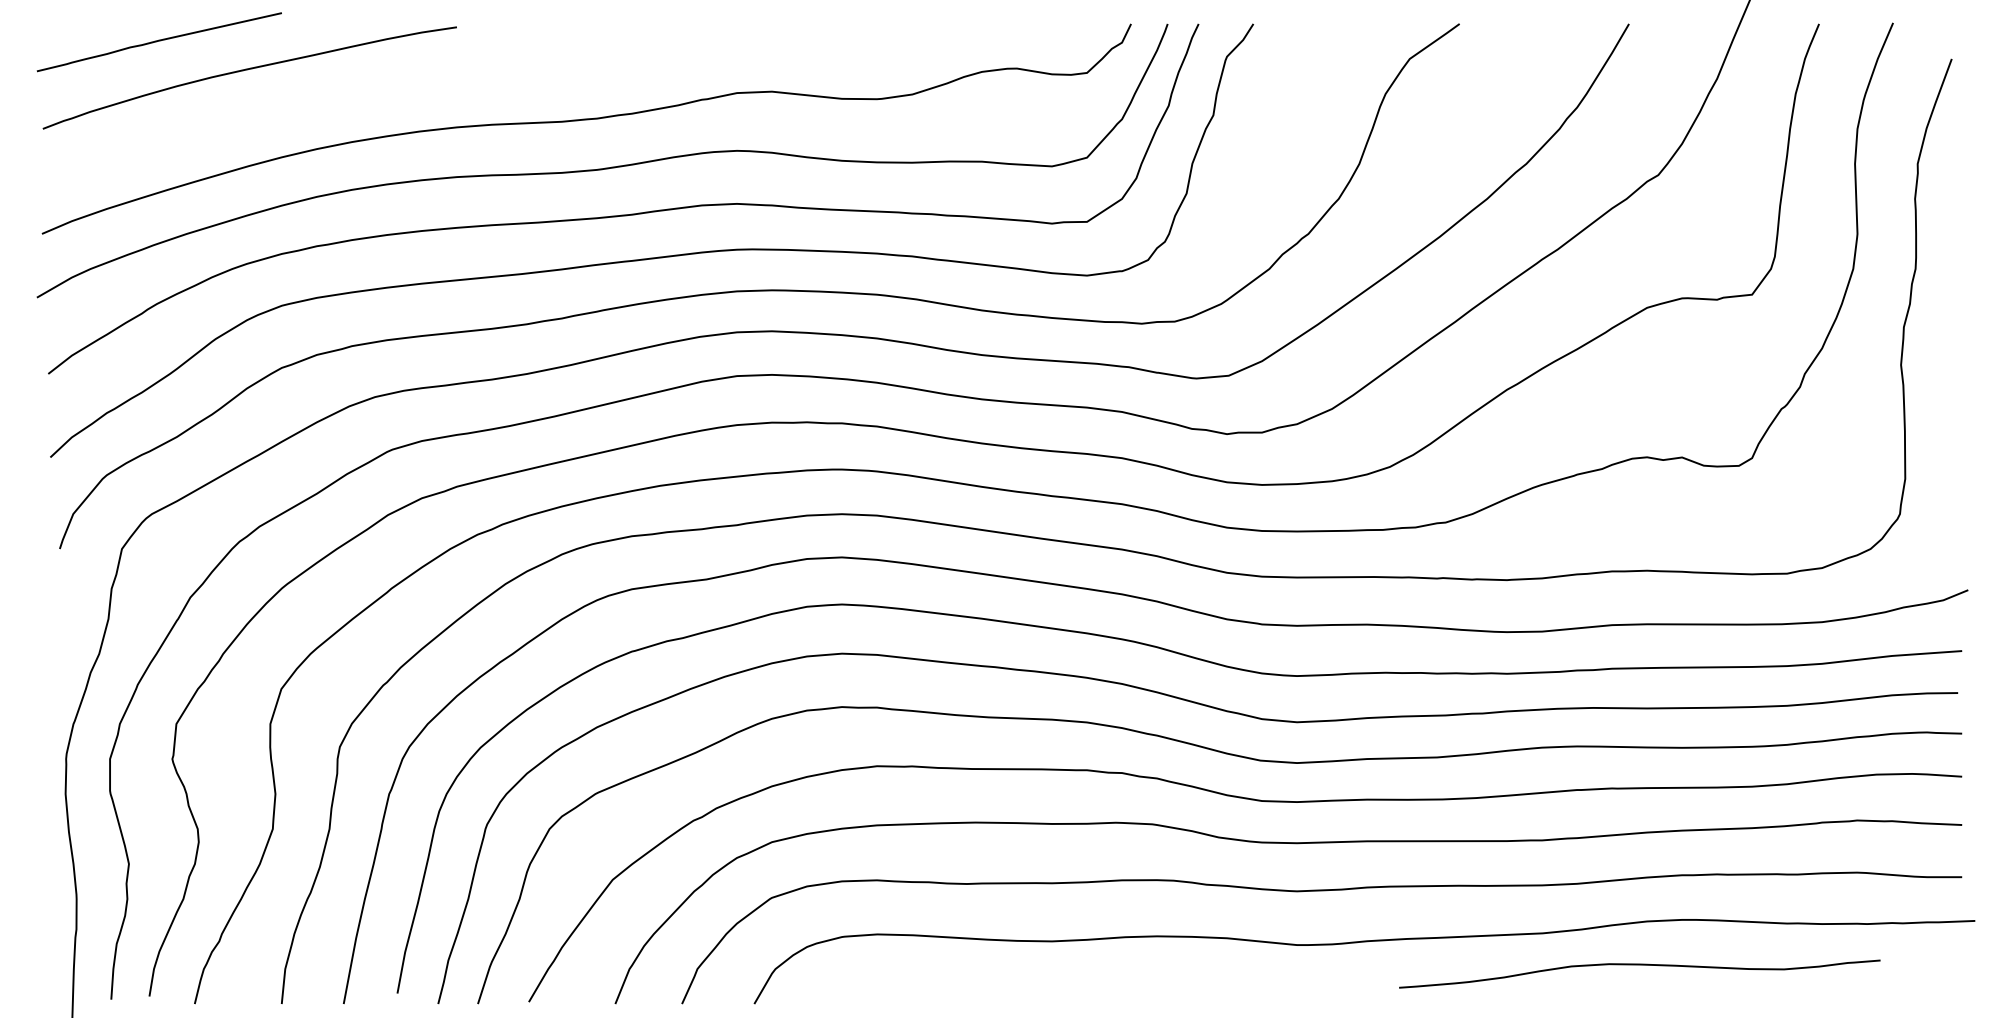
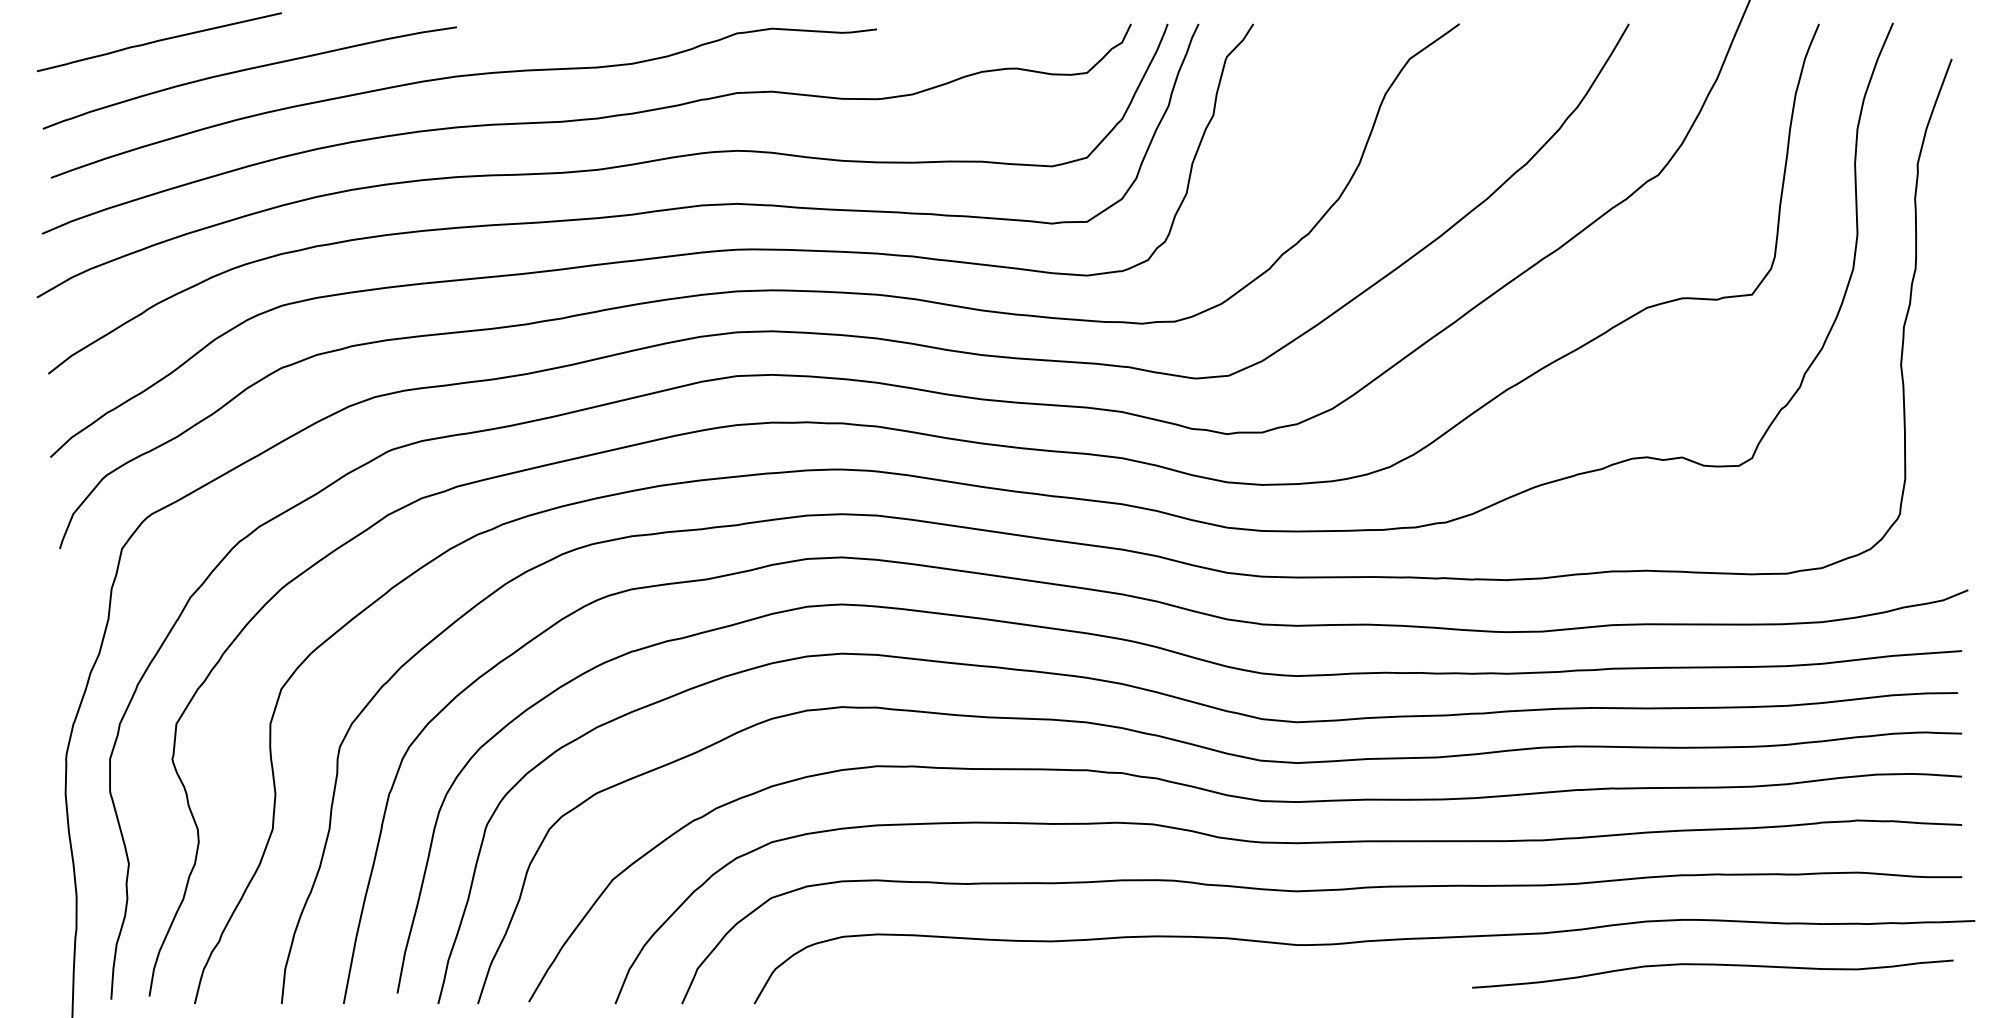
curve: none -> present (459, 77)
curve position: (1639, 965) -> (1712, 965) (1712, 965)
